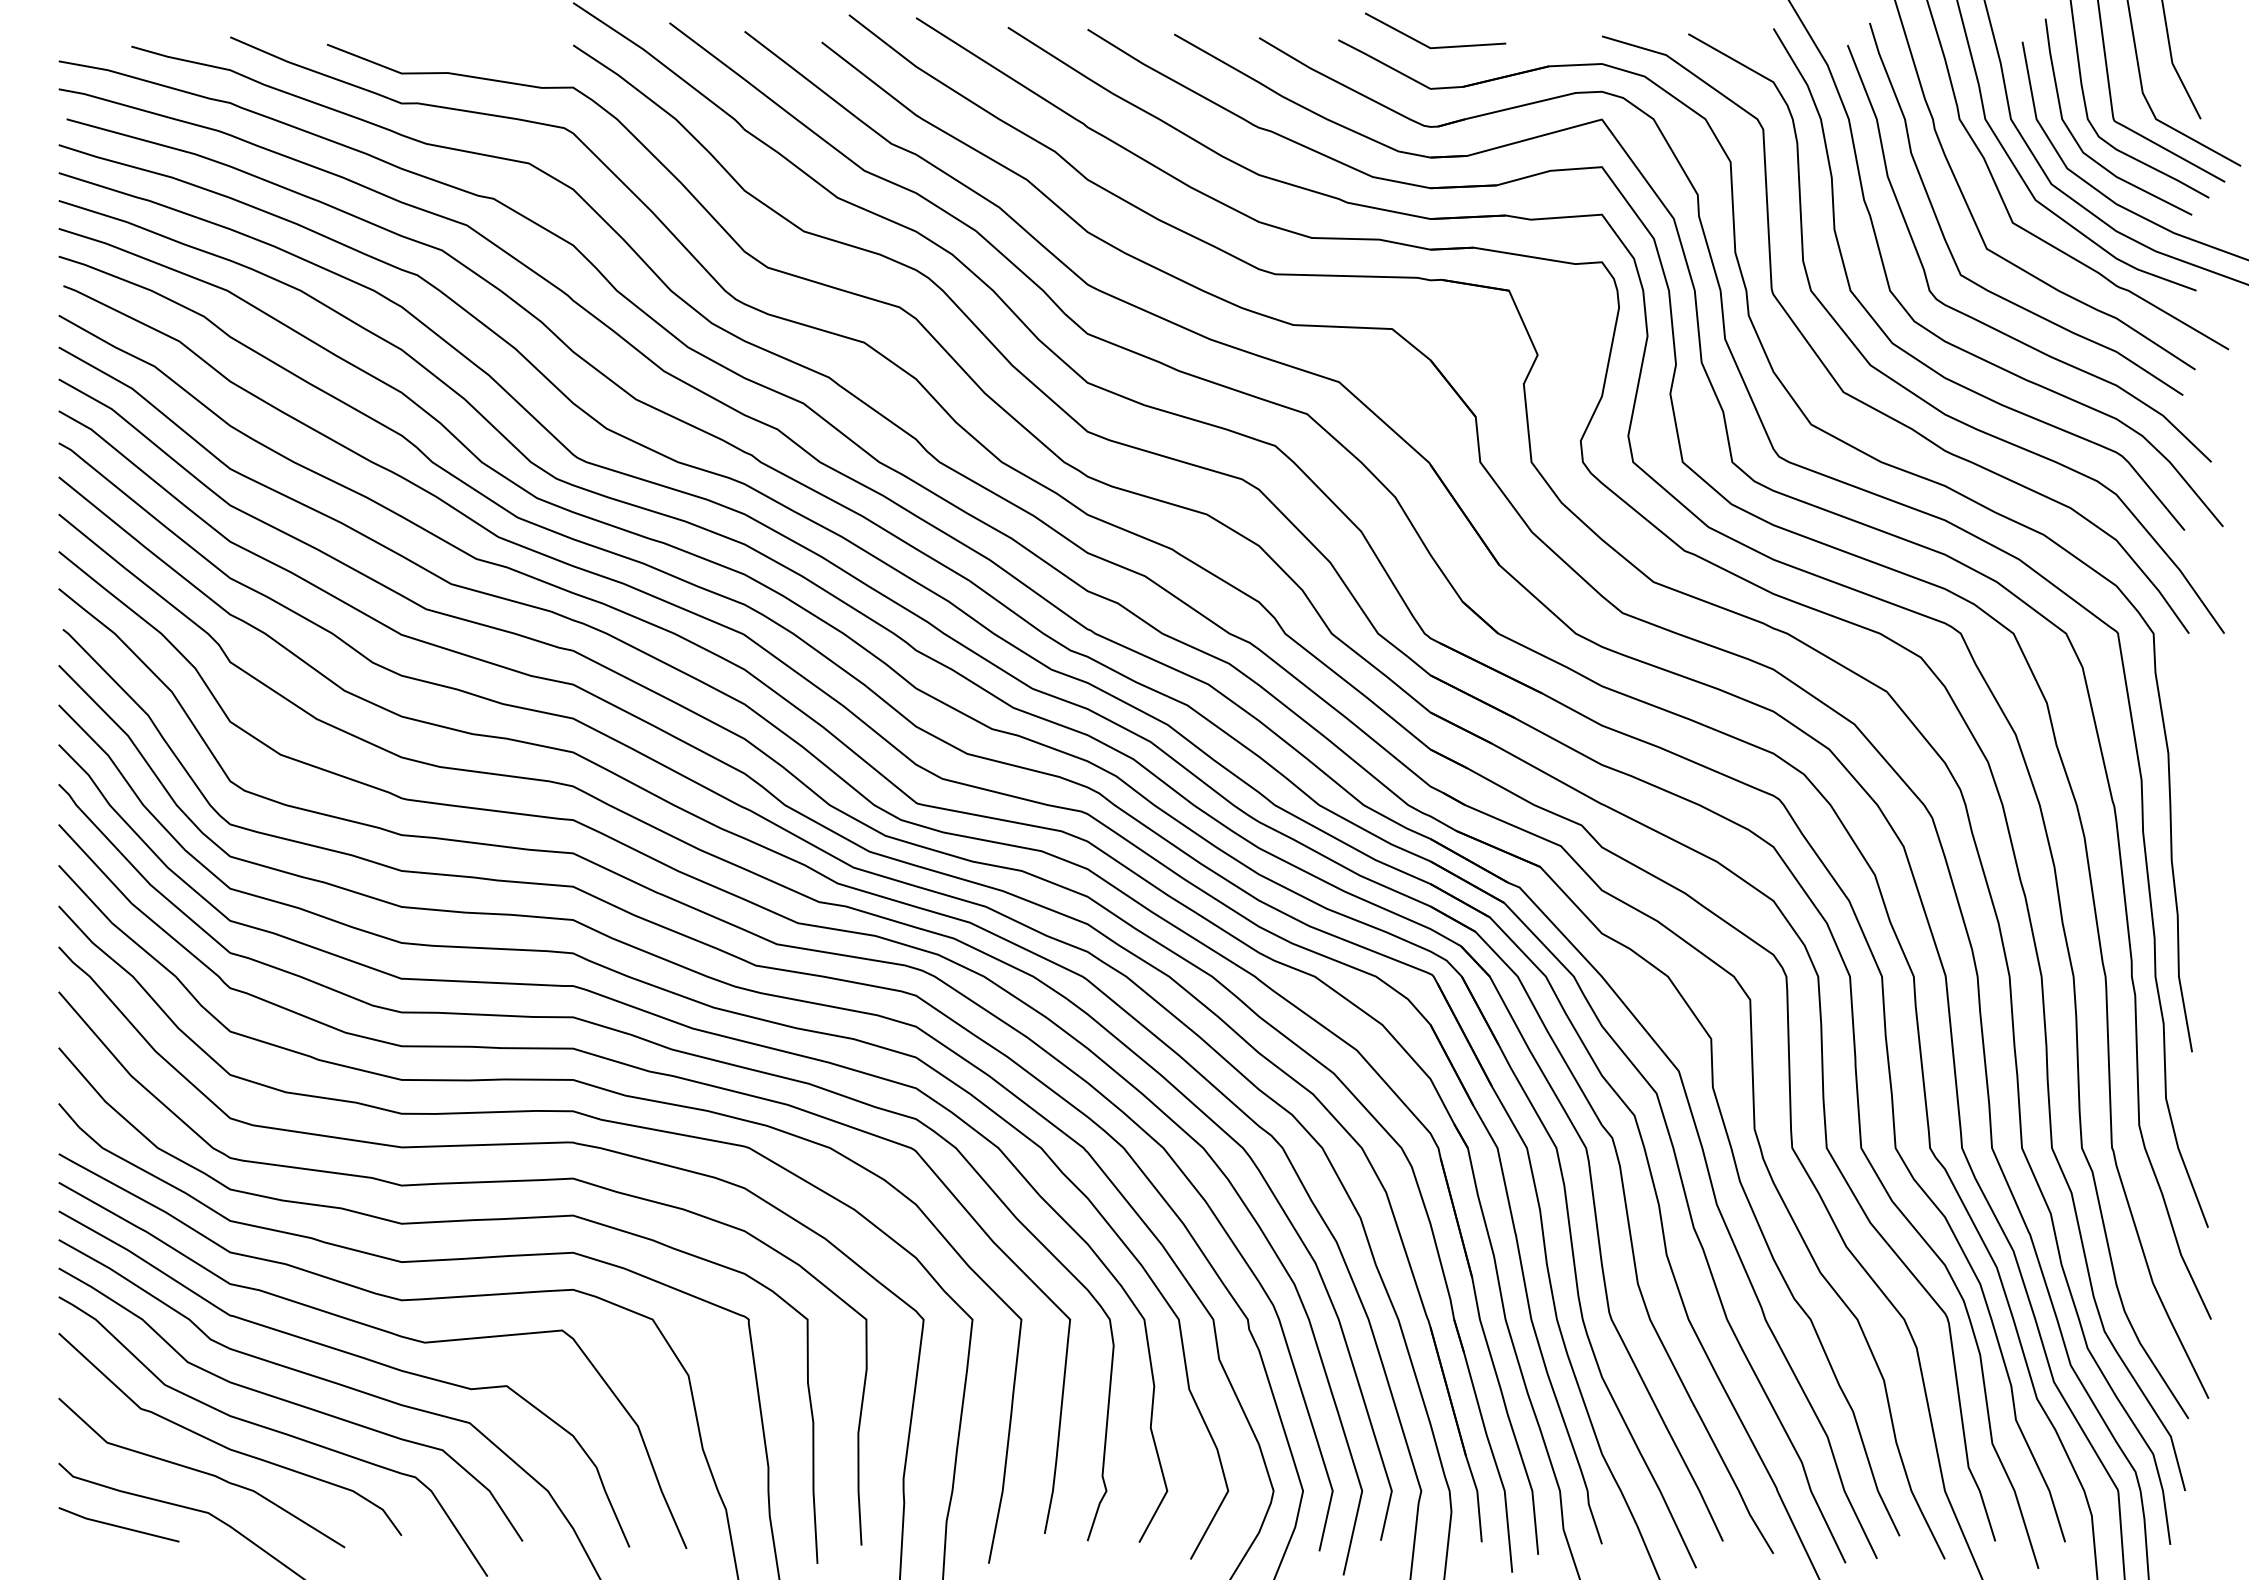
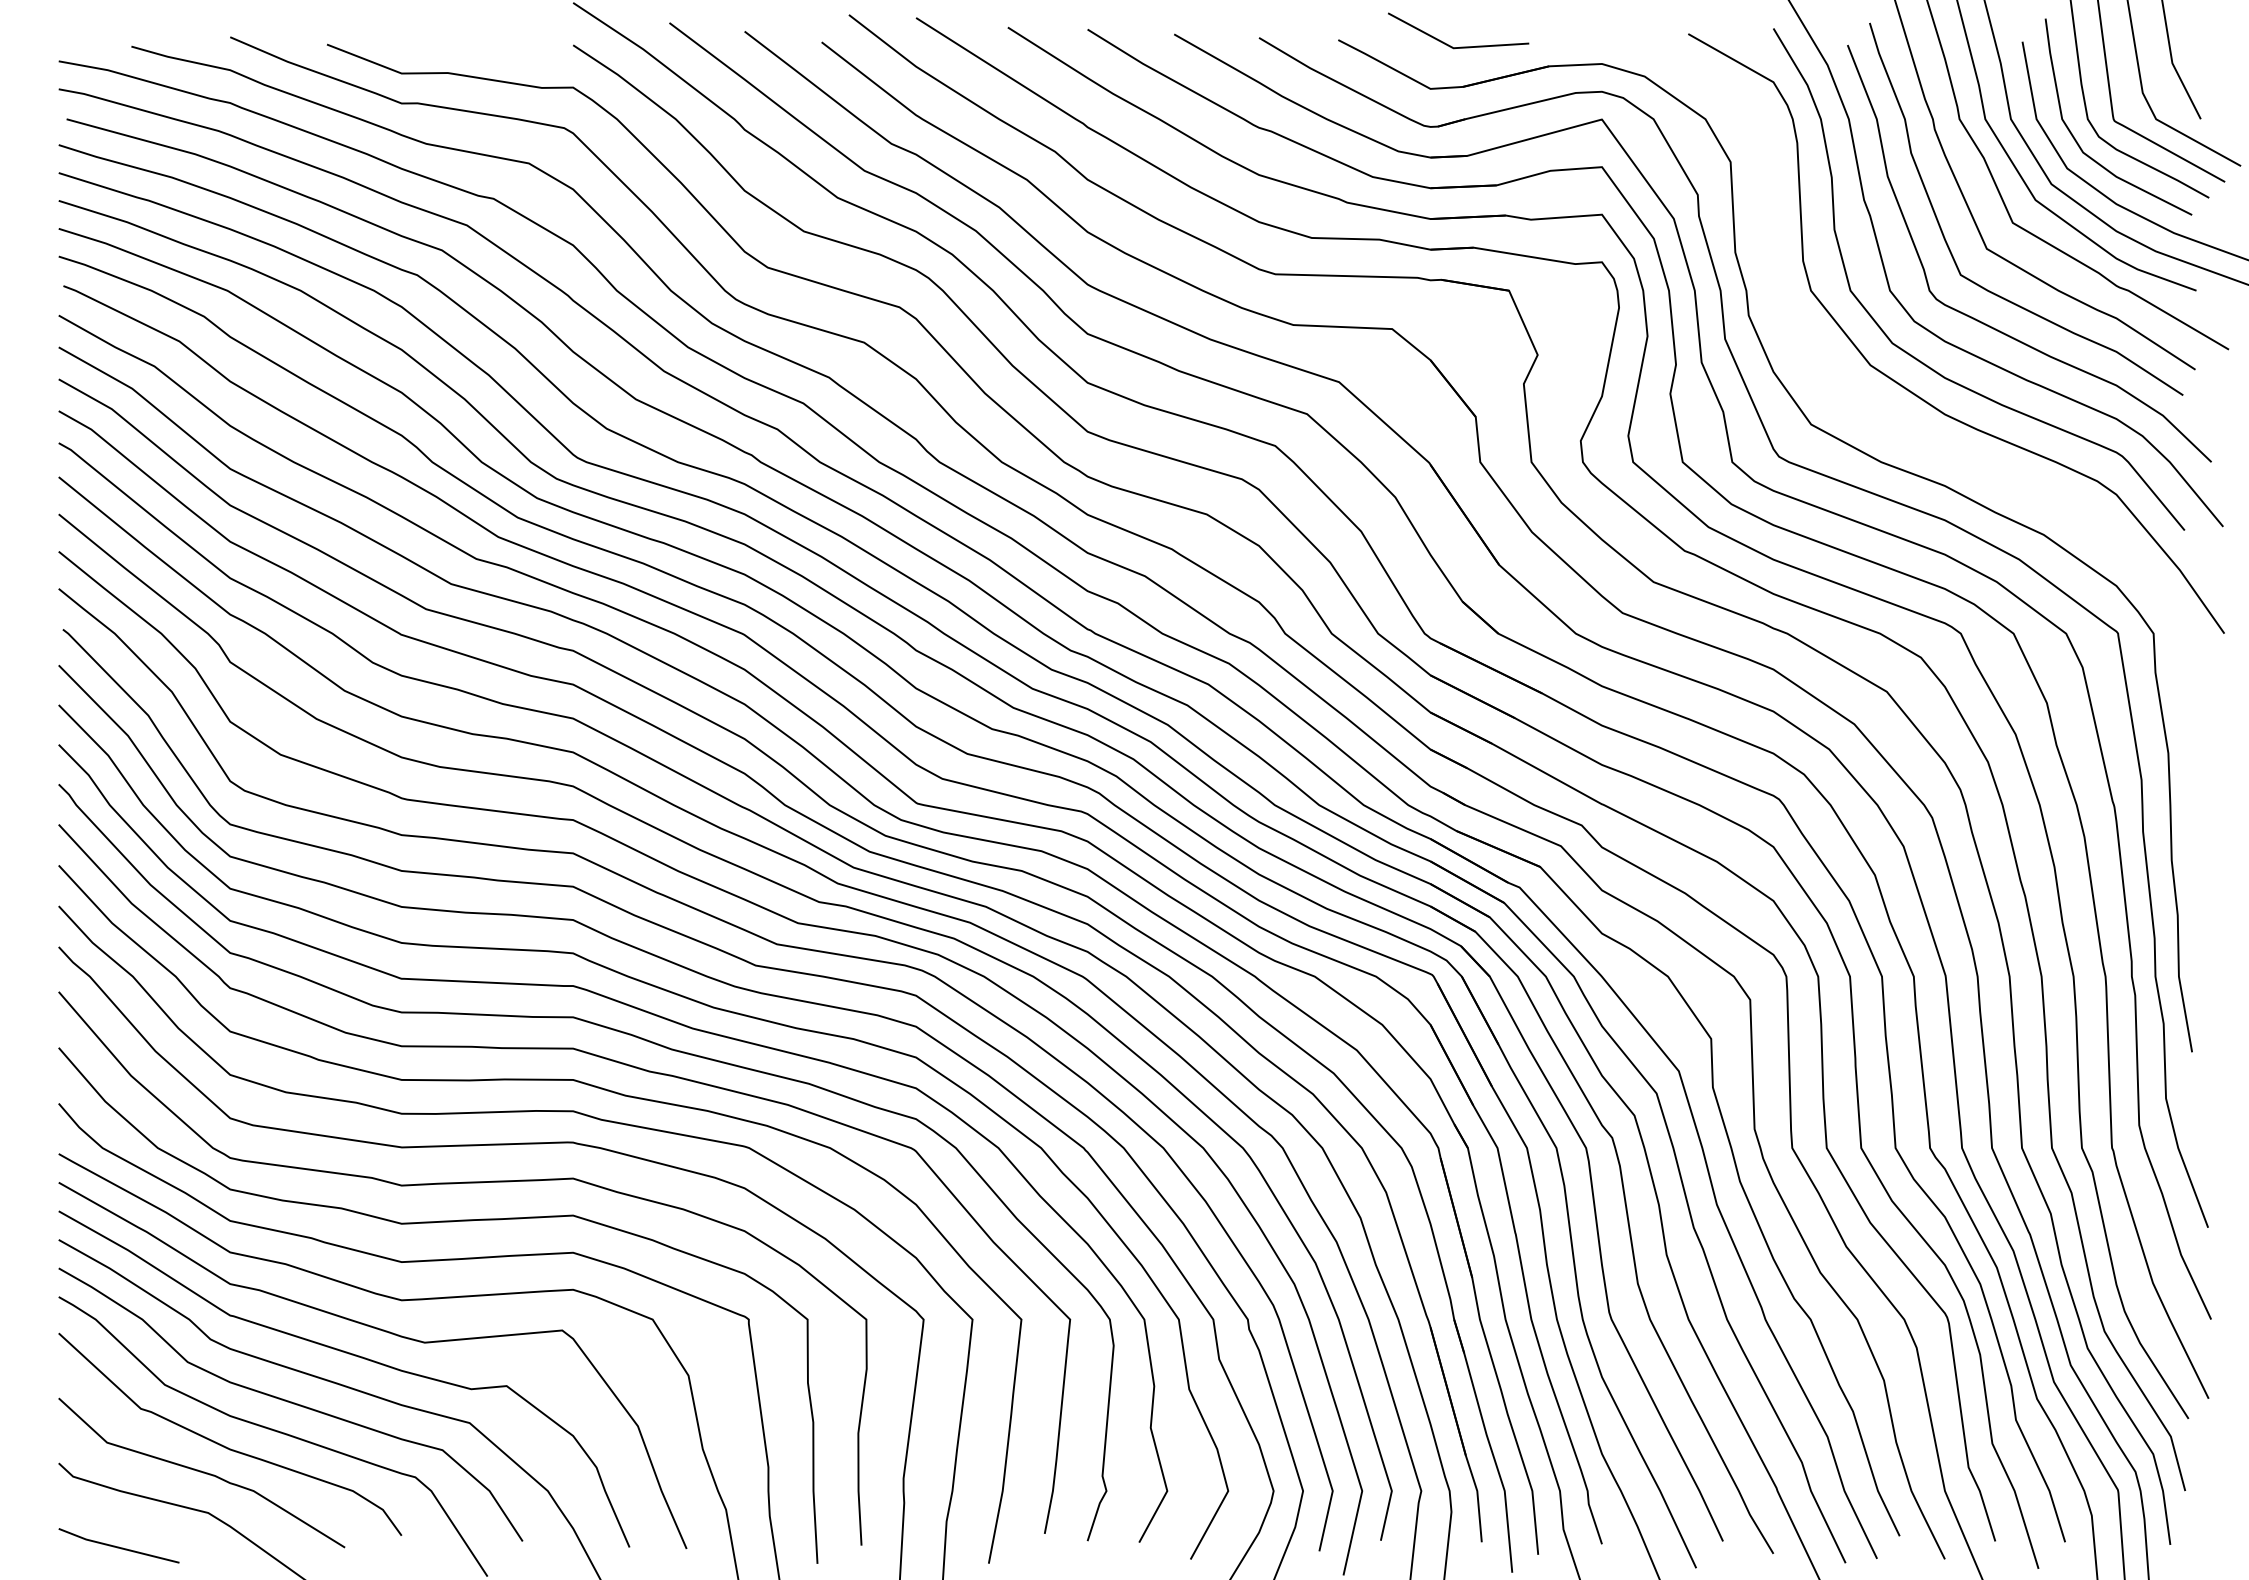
line position: (1437, 46) -> (1460, 46) (1460, 46)
curve: present -> none (1861, 400)
line position: (118, 1525) -> (118, 1546) (118, 1546)
